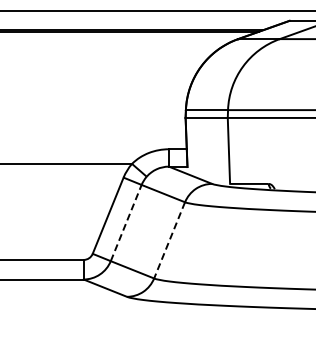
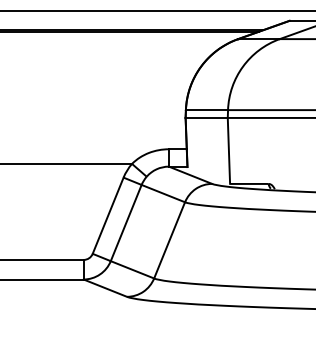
line: dashed -> solid (126, 222)
line: dashed -> solid (169, 240)
